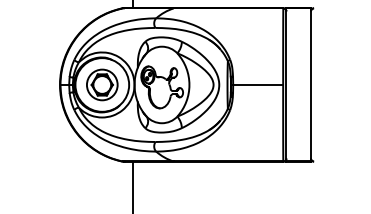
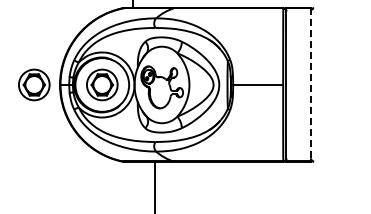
part: none -> present (34, 84)
line: solid -> dashed (310, 84)
line position: (132, 185) -> (154, 185) (154, 185)
